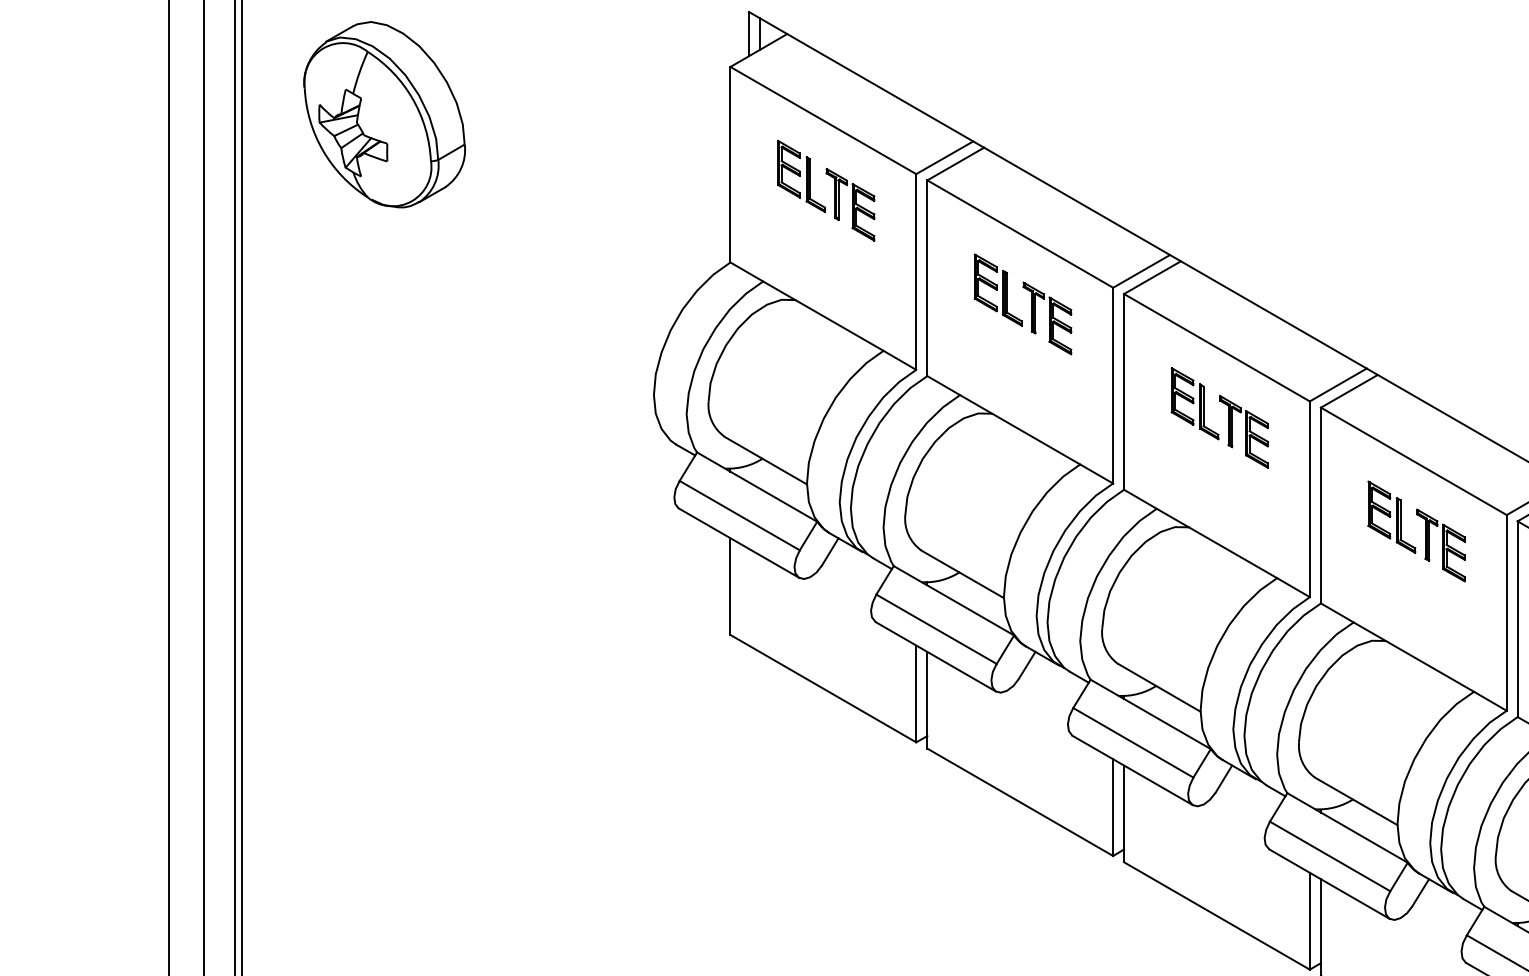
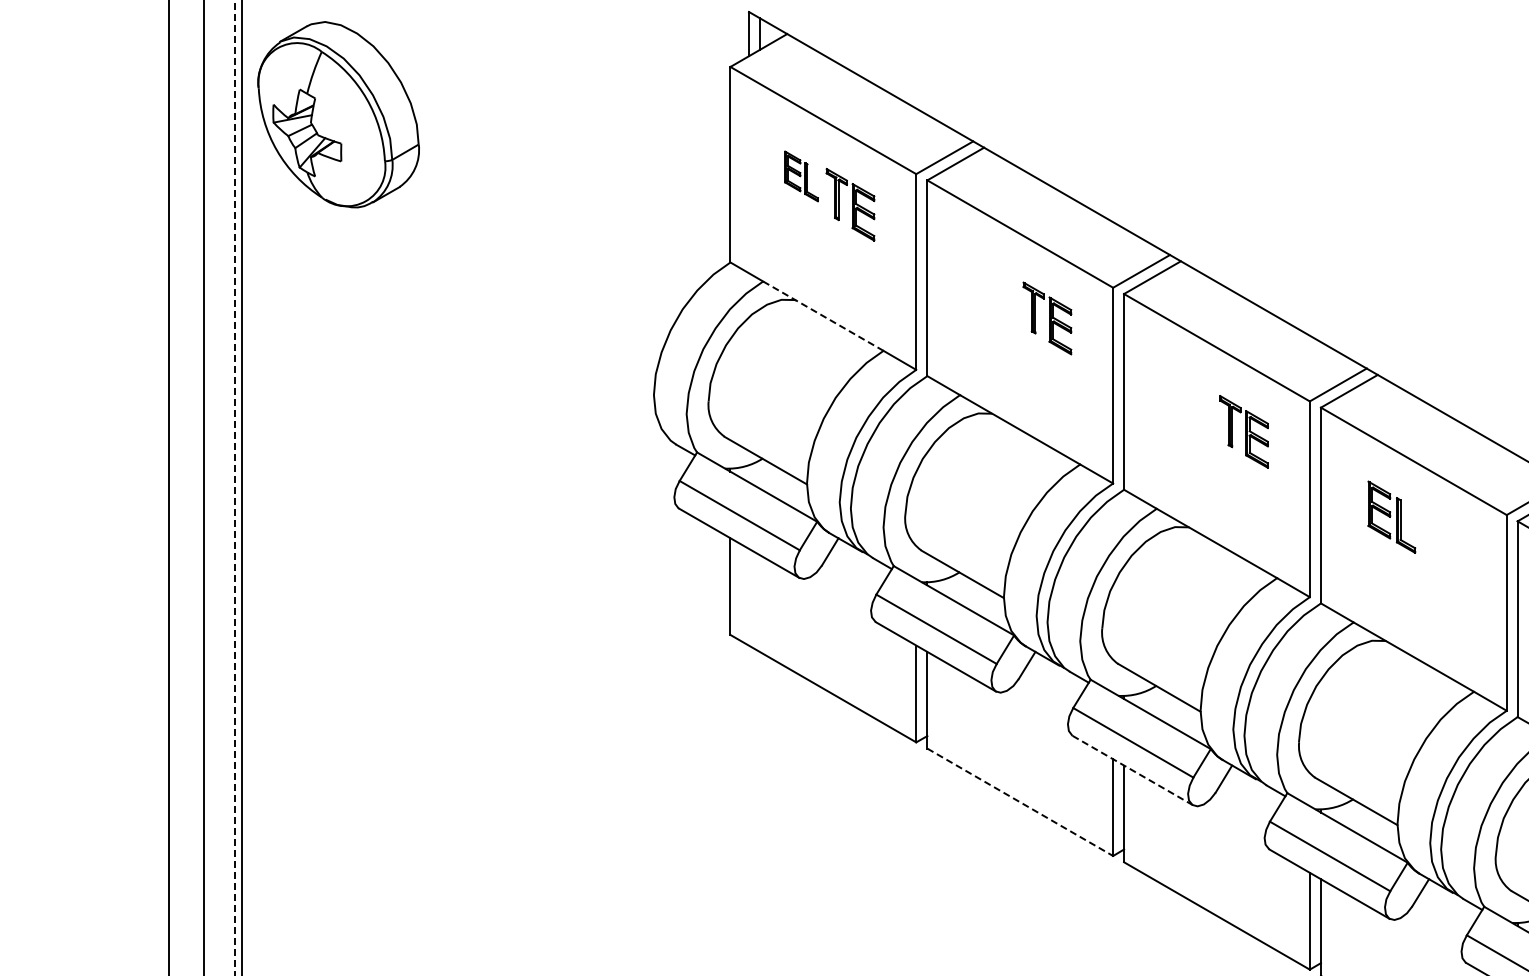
part position: (384, 114) -> (338, 114) (338, 114)
part size: 49x73 px -> 35x53 px (801, 176)
part: present -> none (997, 289)
line: solid -> dashed (823, 316)
part: present -> none (1194, 403)
line: solid -> dashed (234, 487)
part: present -> none (1440, 545)
line: solid -> dashed (1133, 770)
line: solid -> dashed (1020, 802)
